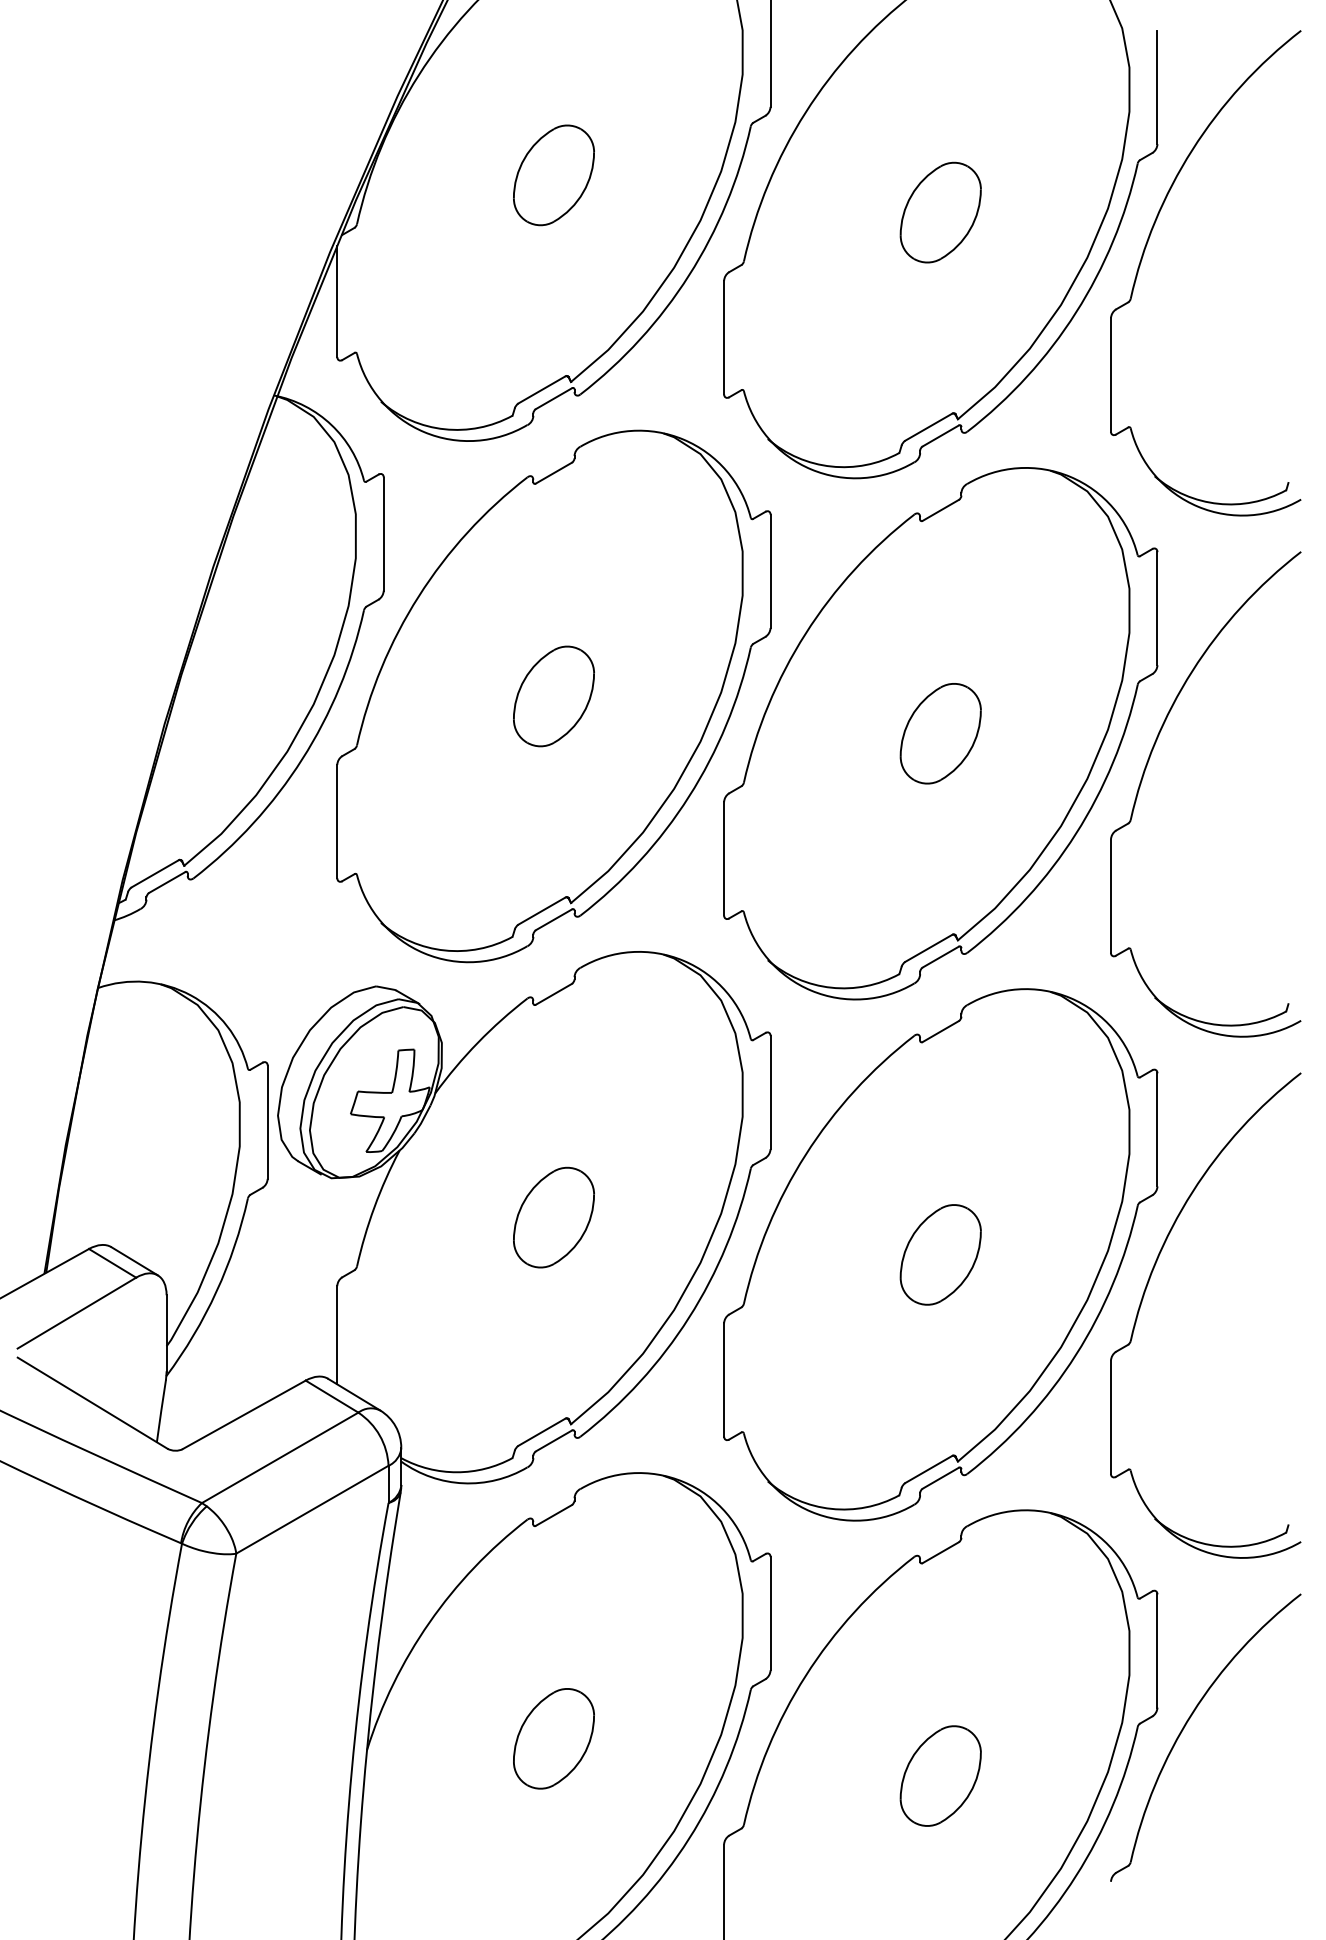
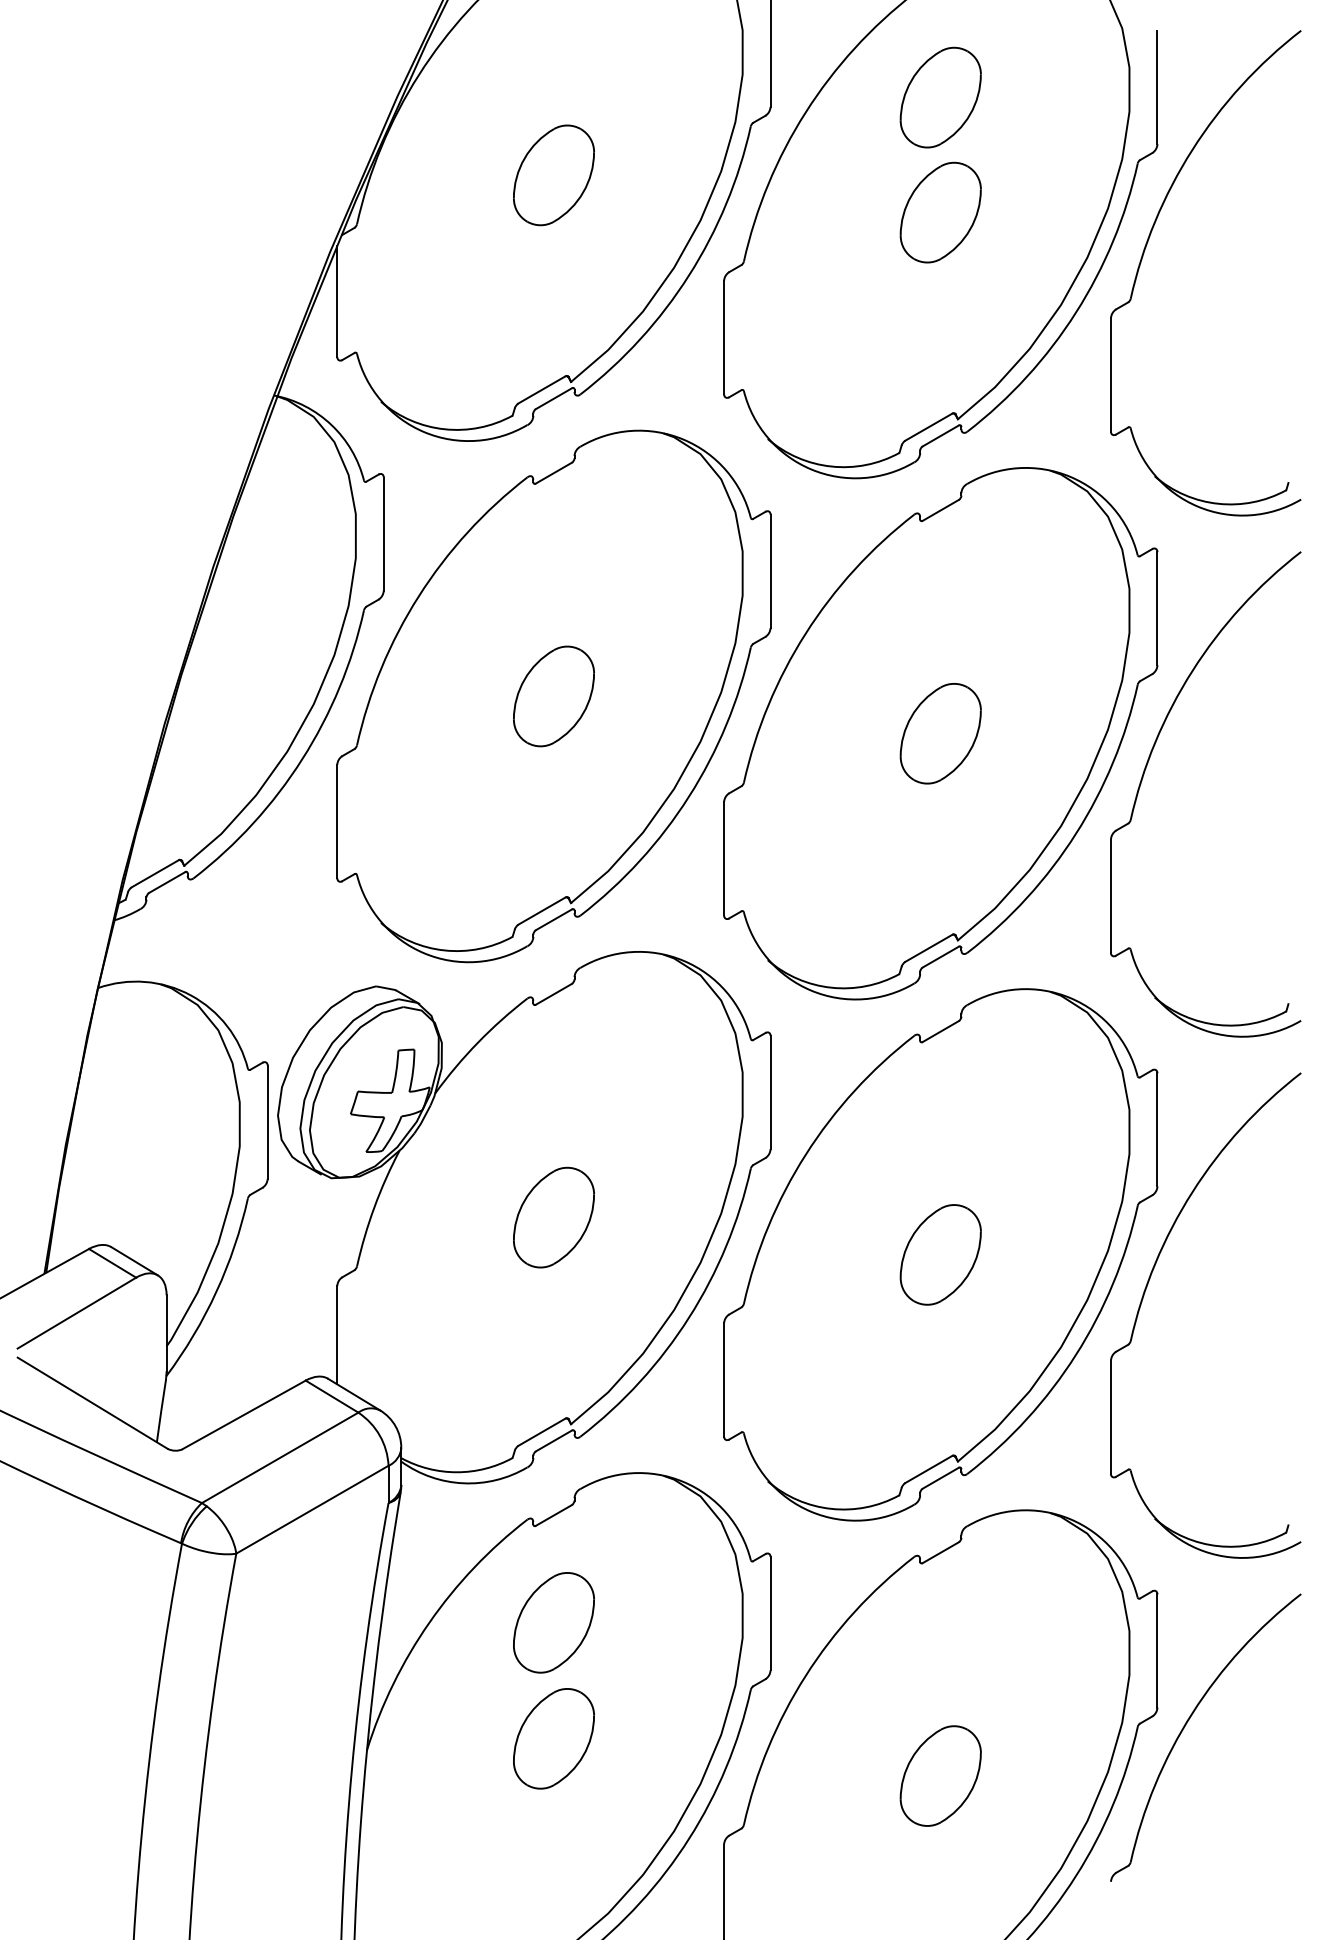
part: none -> present (940, 97)
part: none -> present (553, 1622)
